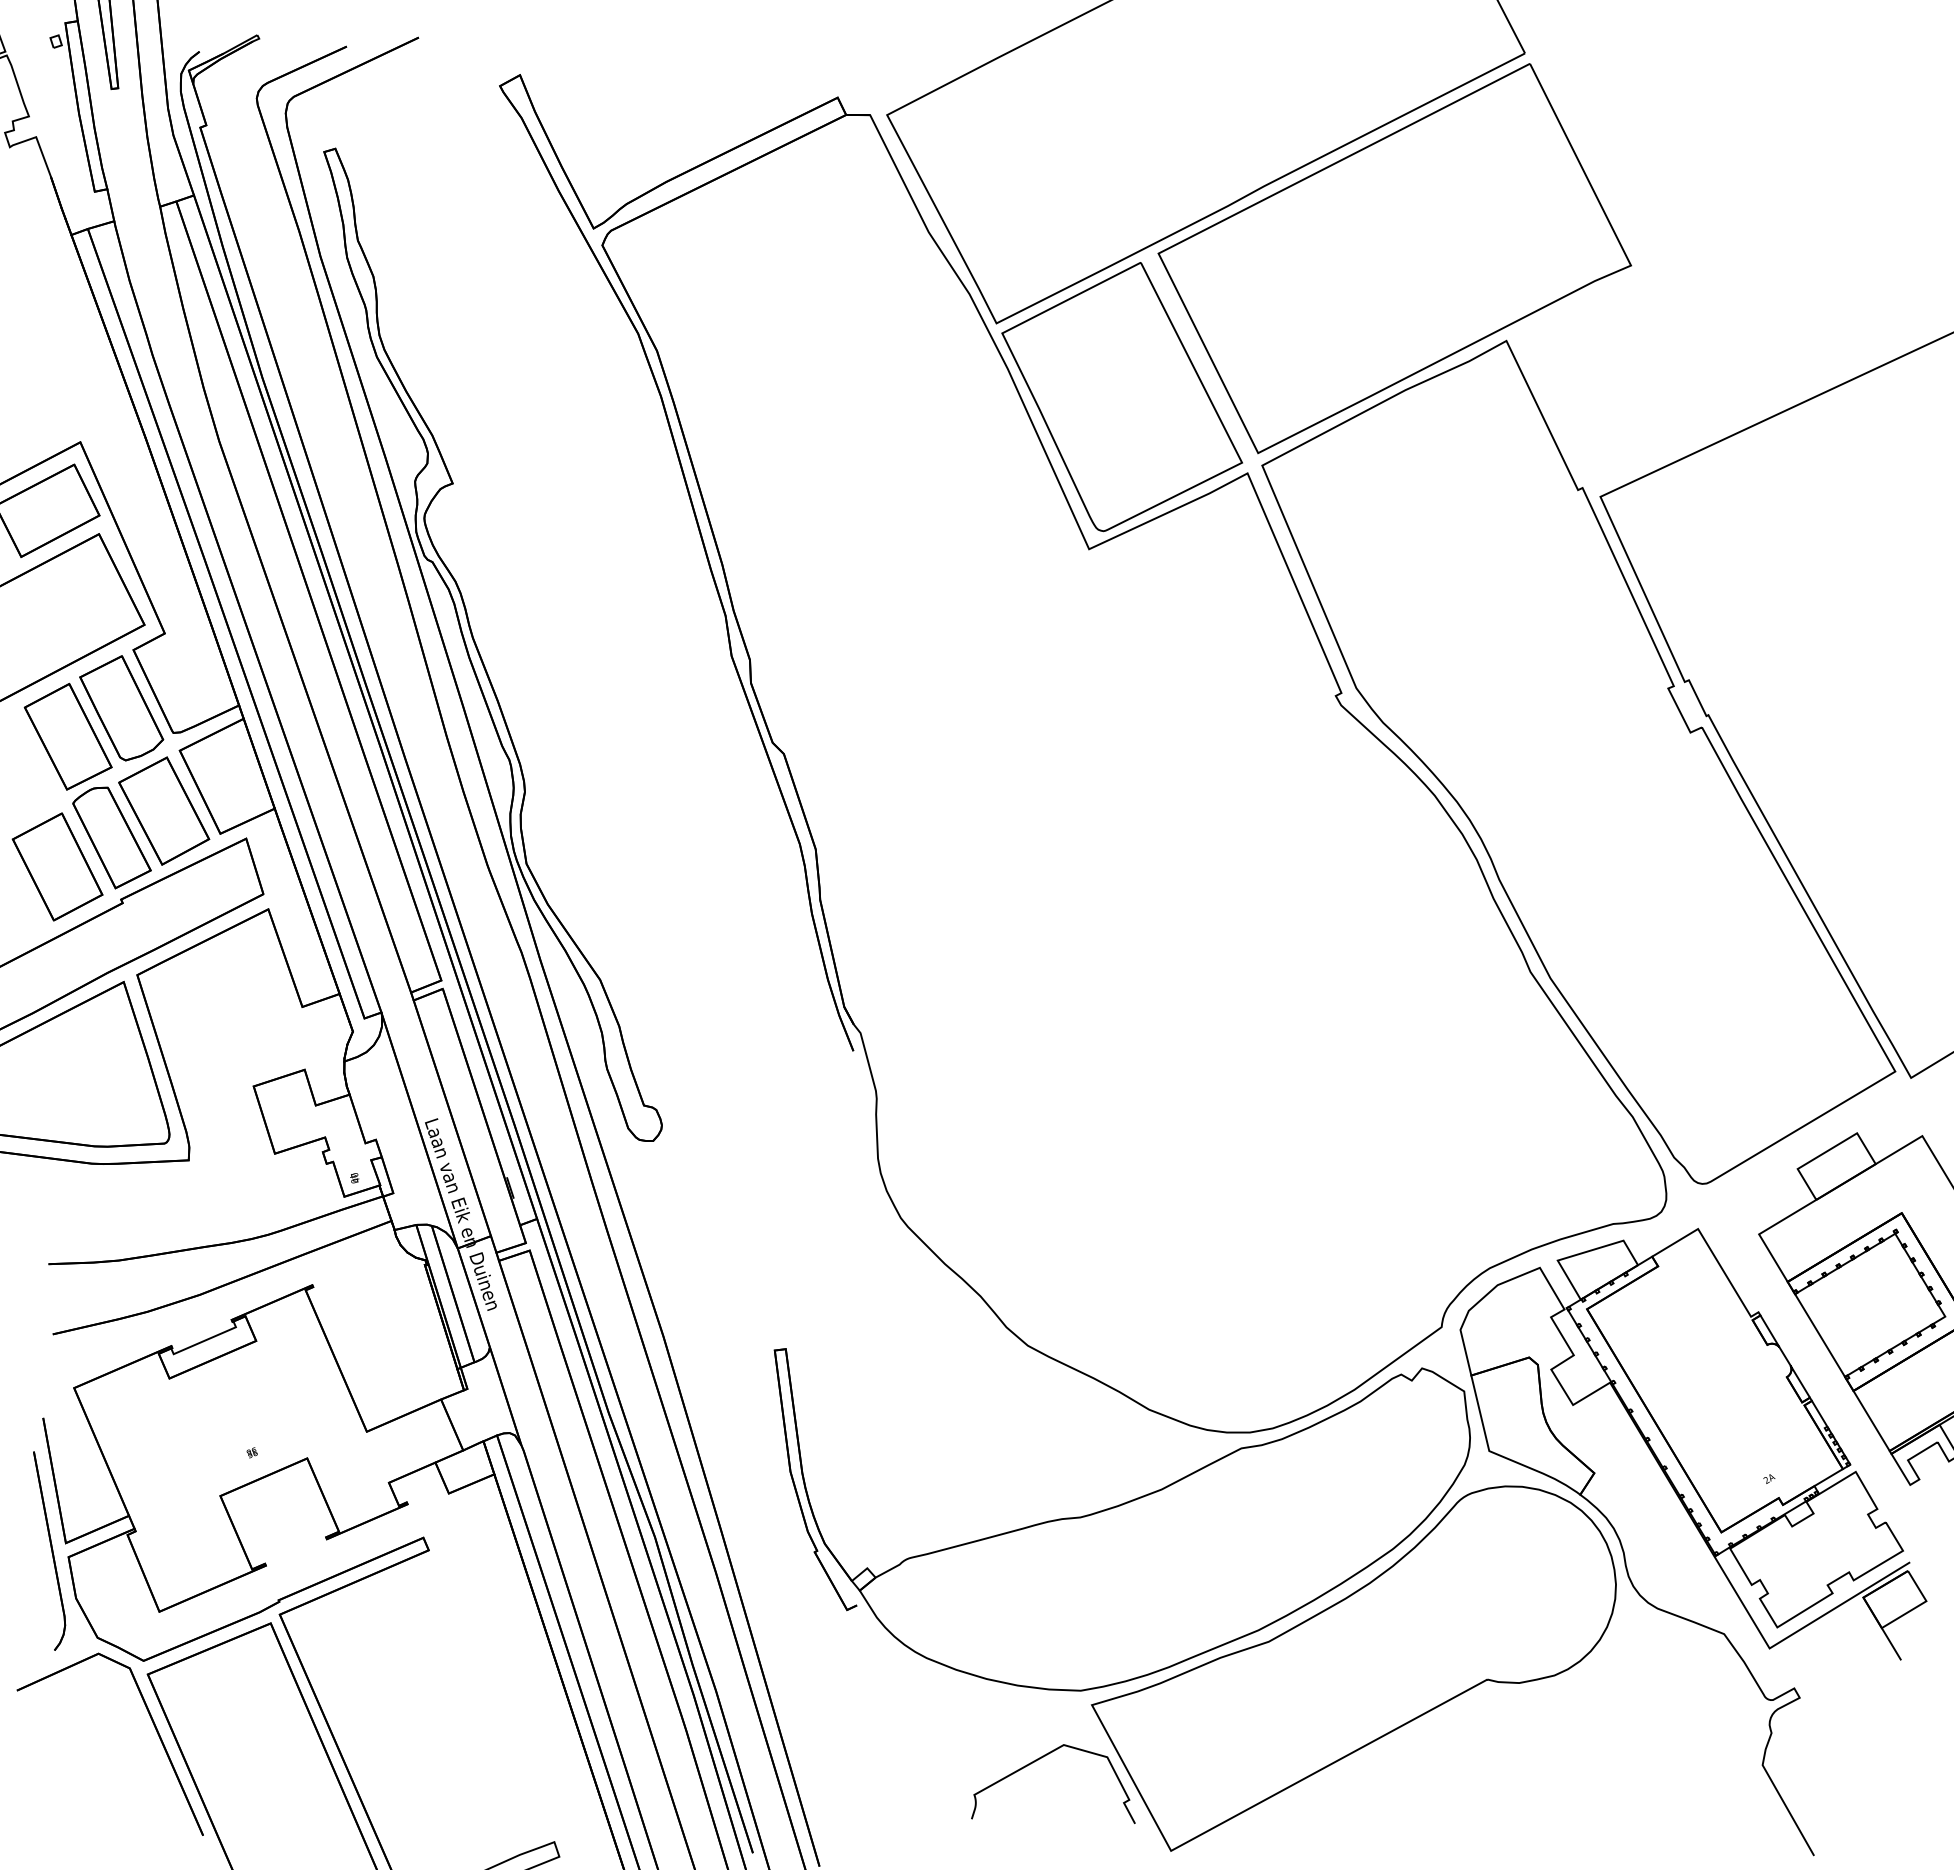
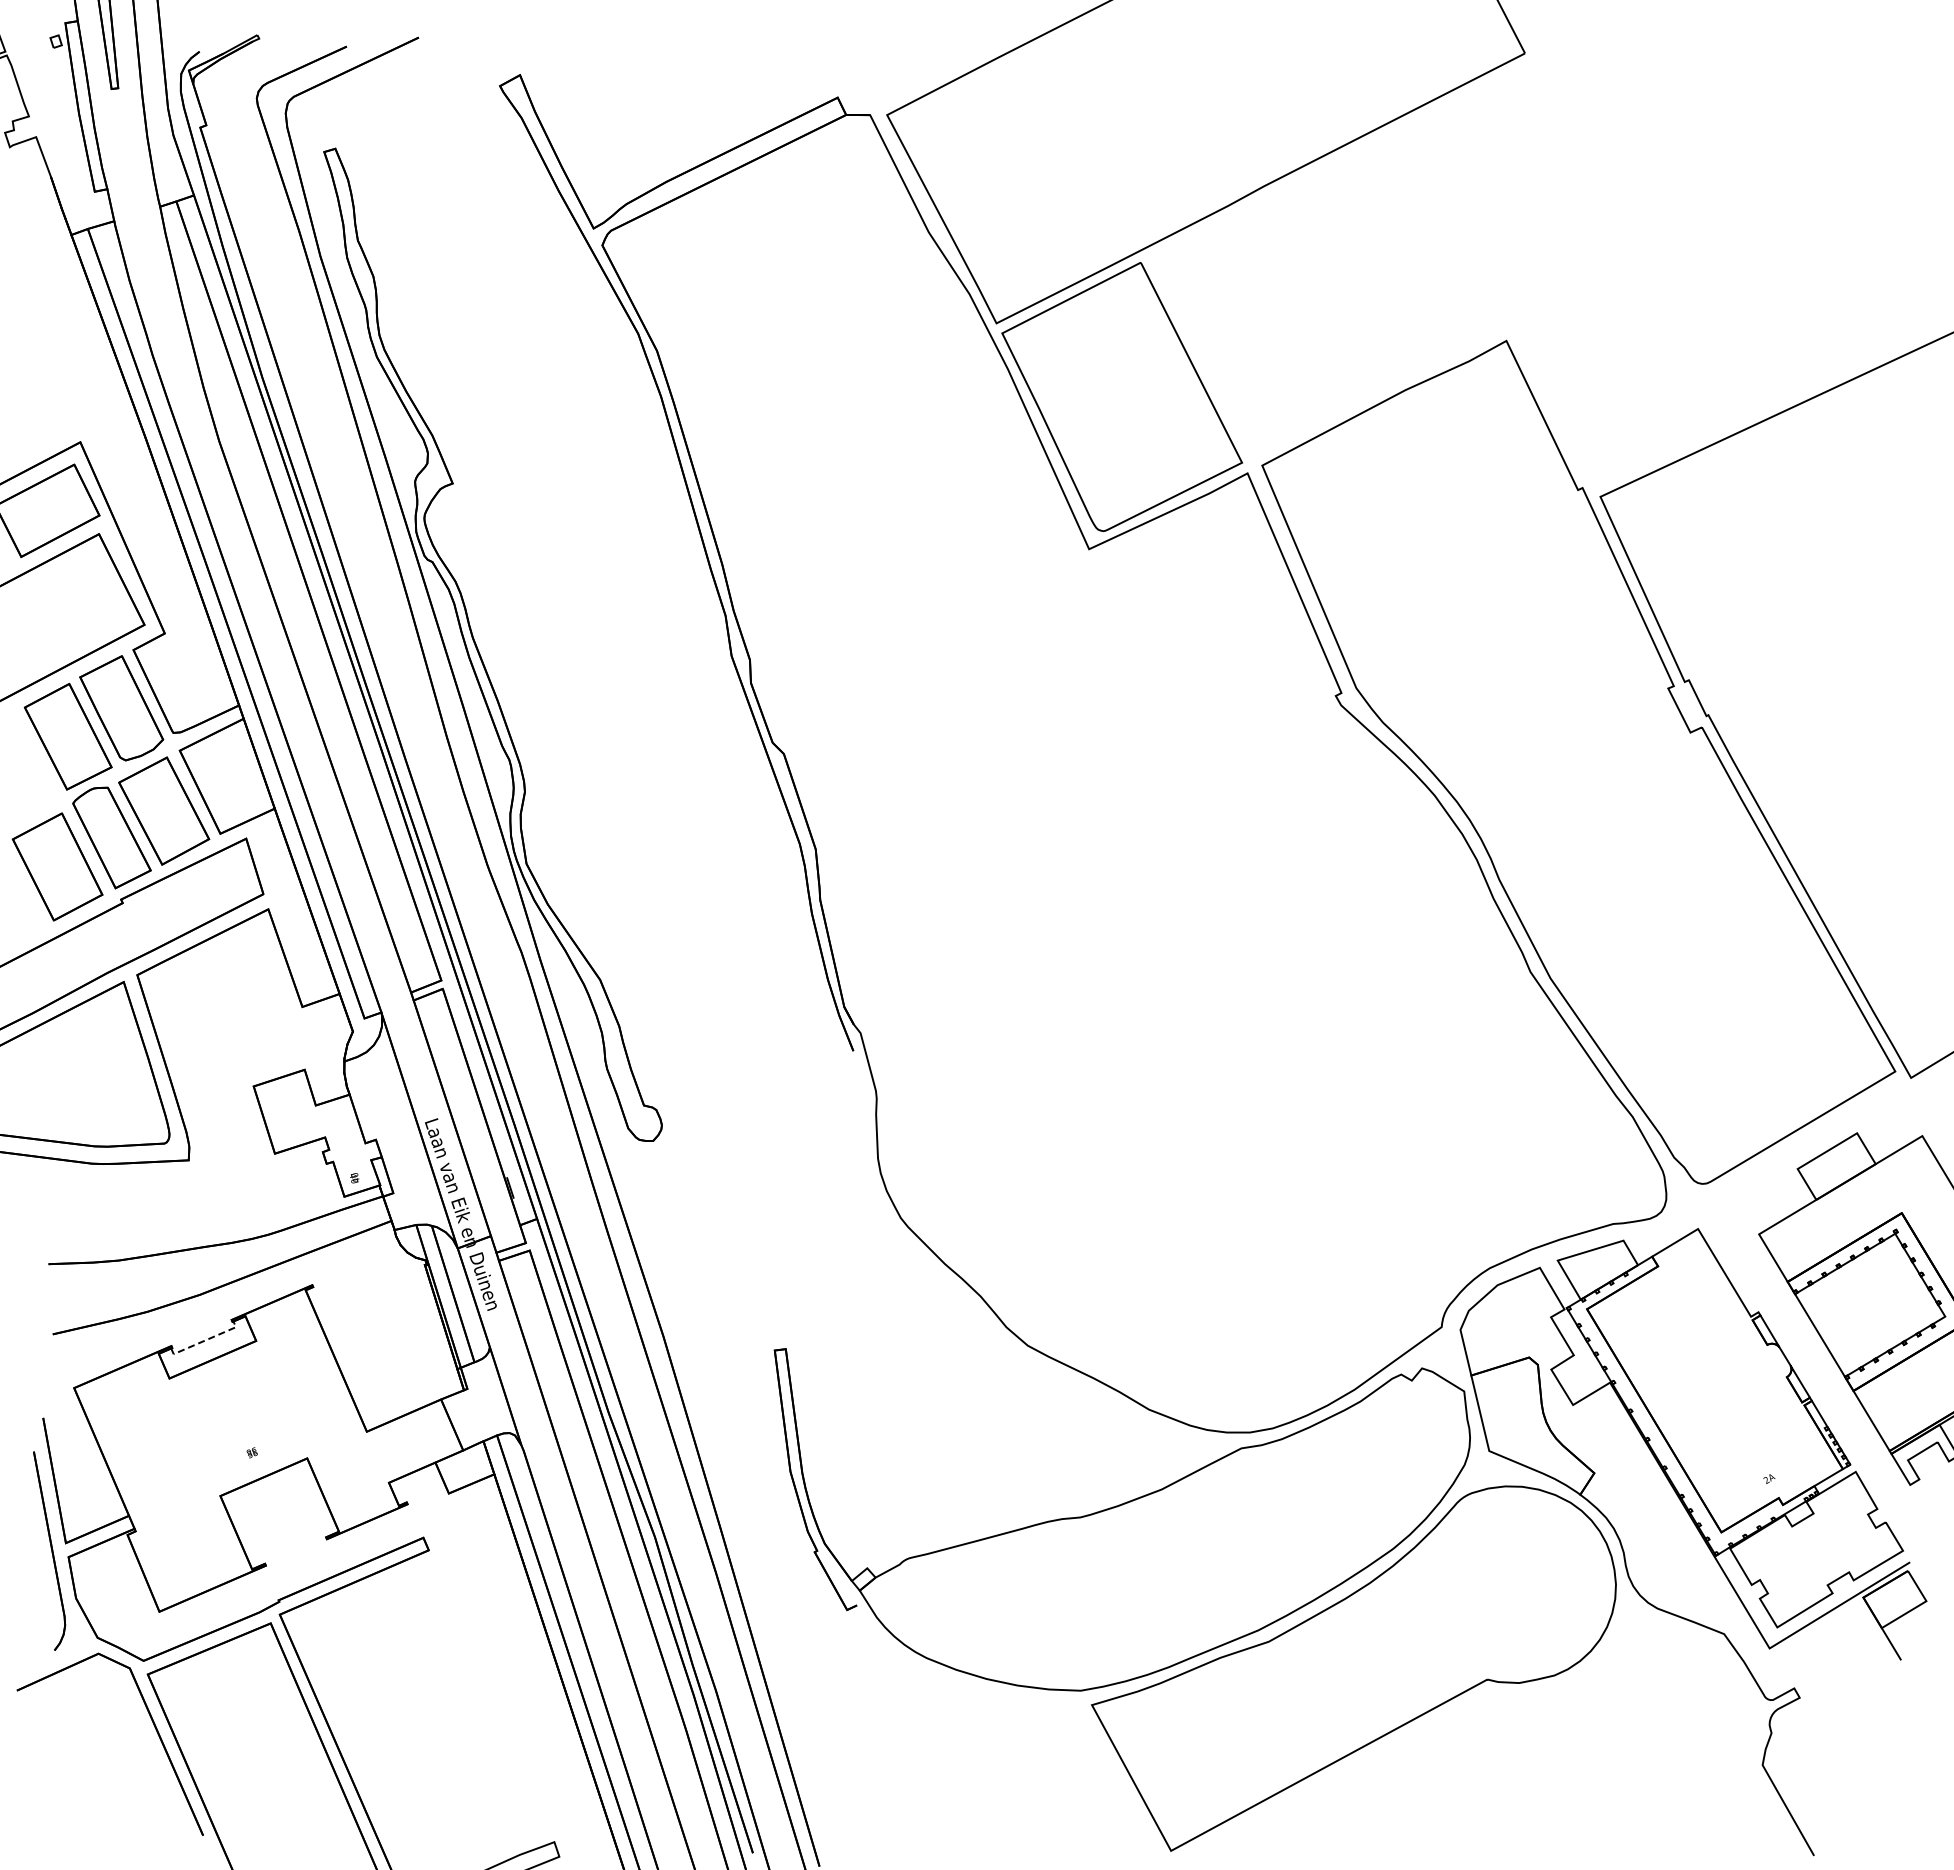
part: present -> none (1394, 258)
line: solid -> dashed (204, 1340)
curve: present -> none (1040, 1759)
